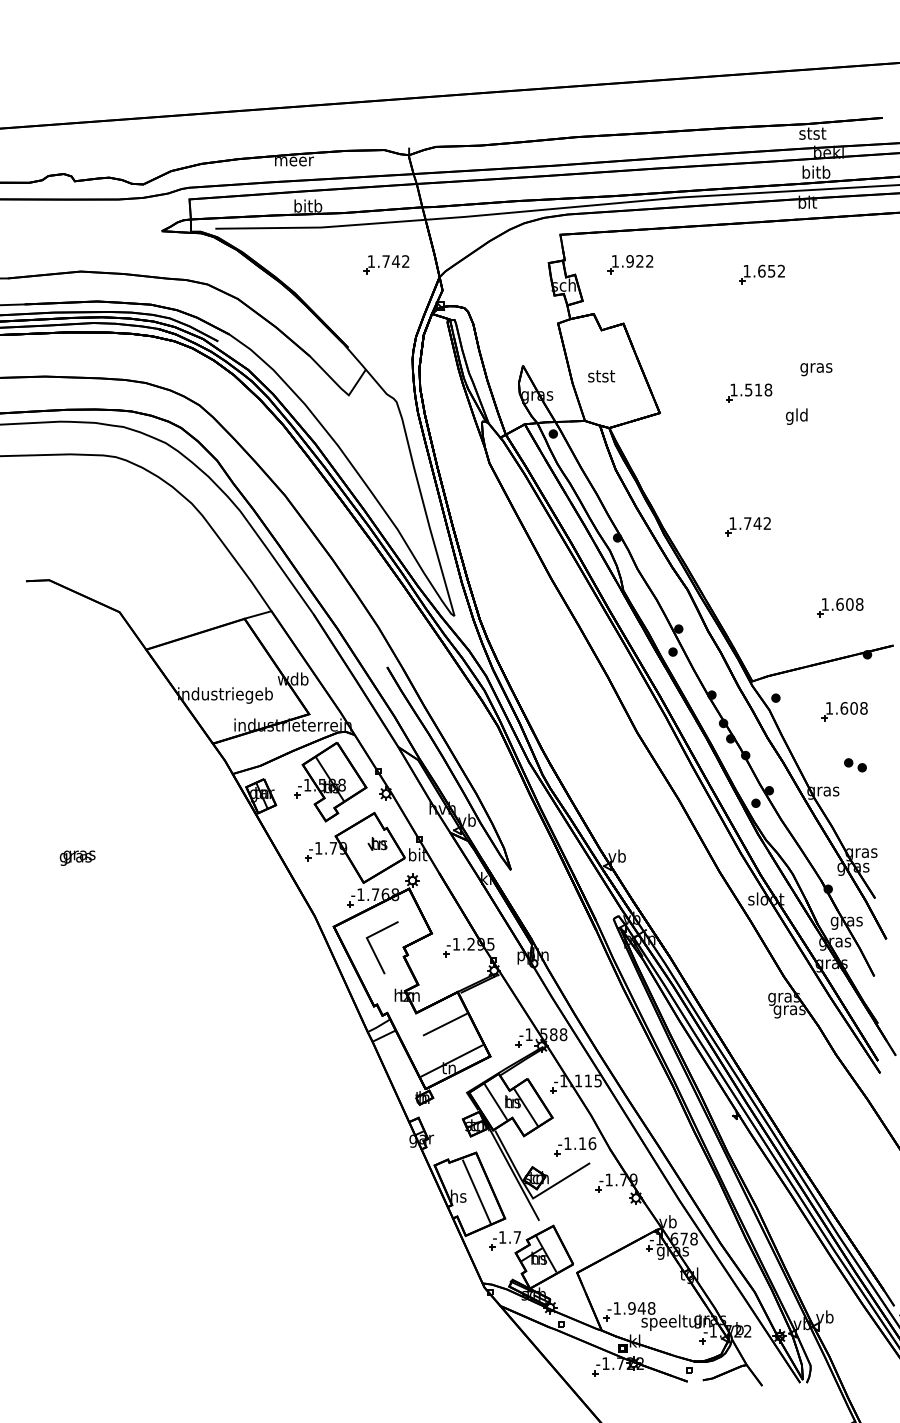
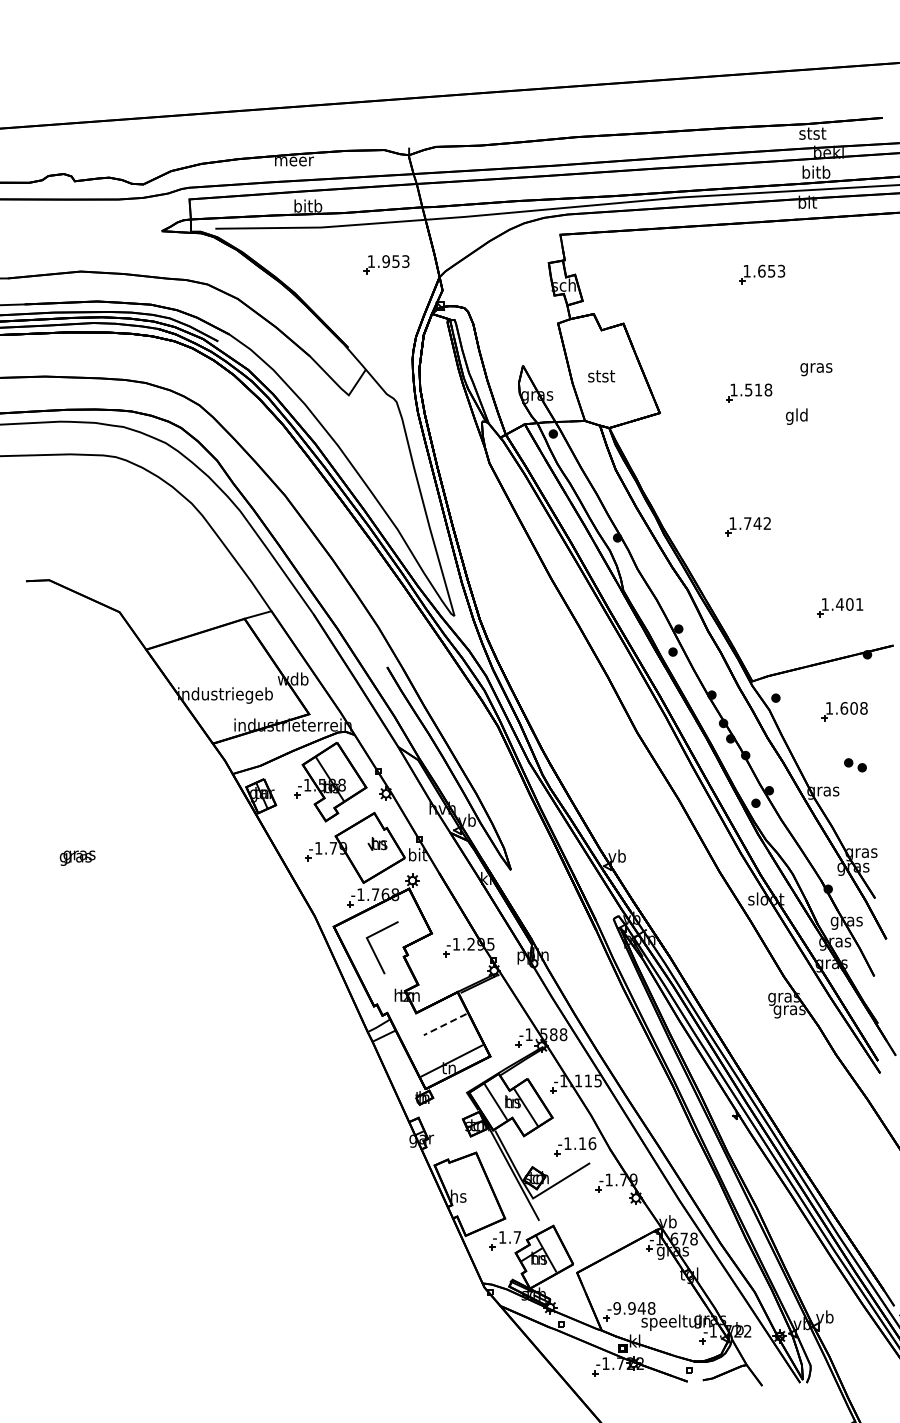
text: 1.742 -> 1.953 (395, 261)
part: present -> none (630, 264)
text: 1.652 -> 1.653 (781, 271)
text: 1.608 -> 1.401 (849, 604)
line: solid -> dashed (445, 1024)
line: present -> none (476, 1191)
text: -1.948 -> -9.948 (616, 1308)
